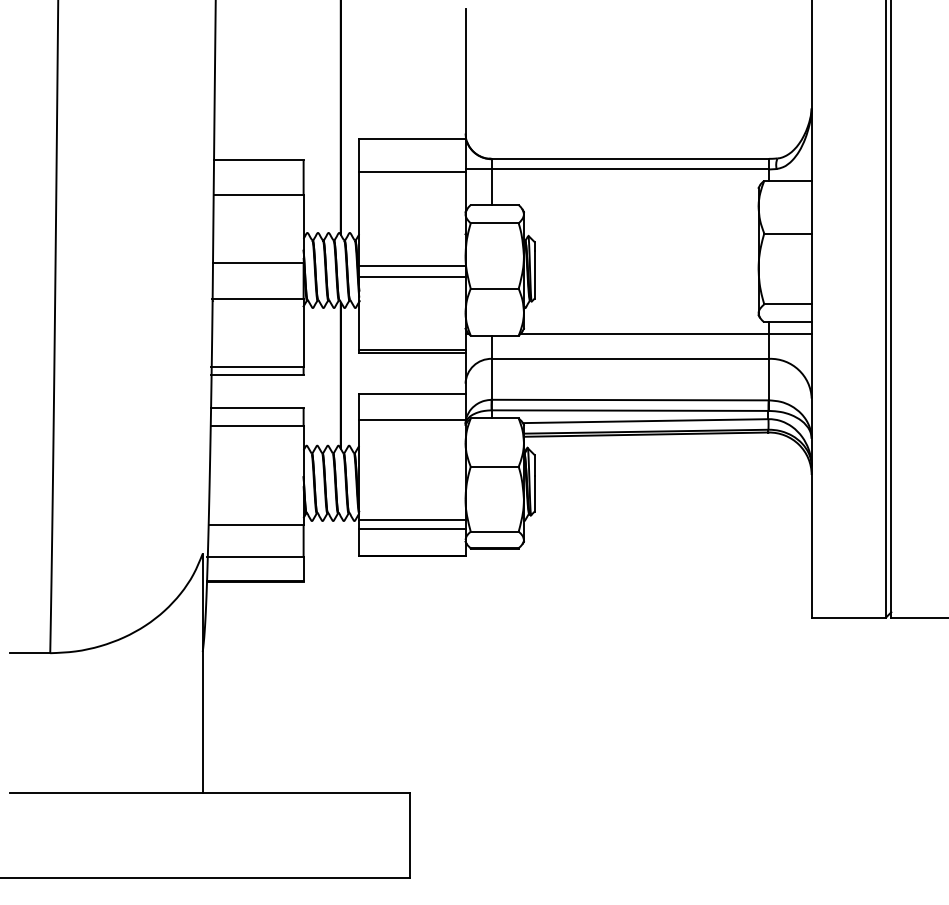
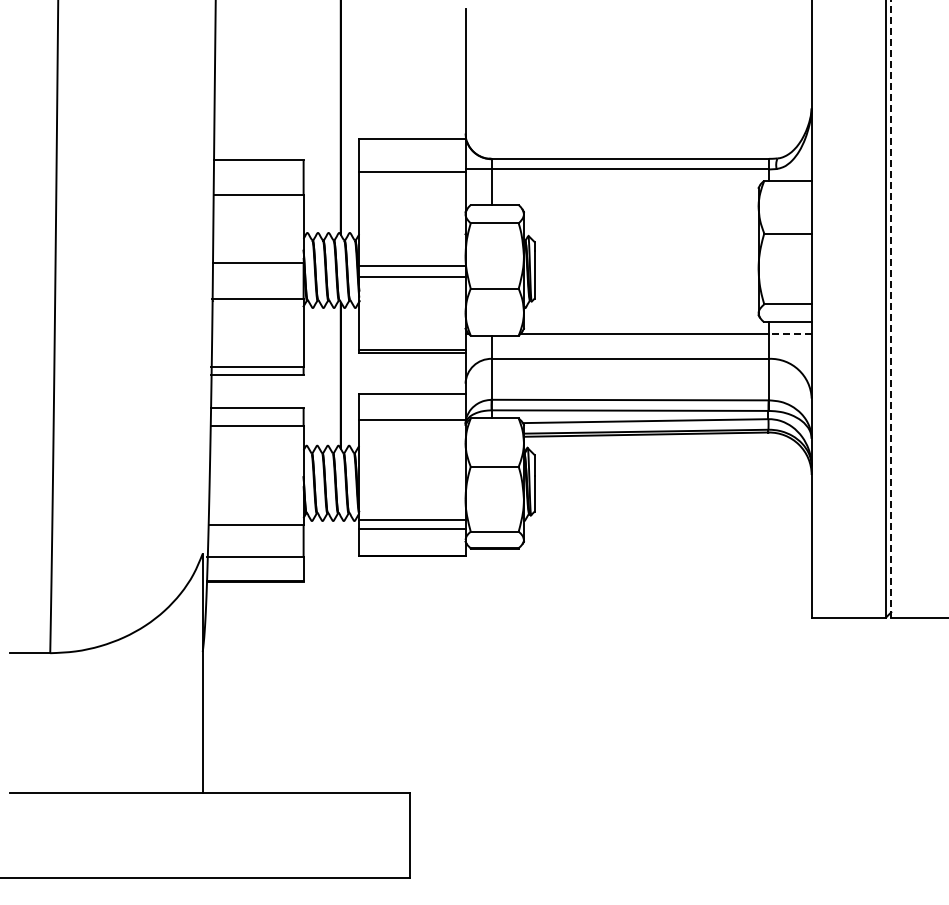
line: solid -> dashed (891, 308)
line: solid -> dashed (789, 334)
